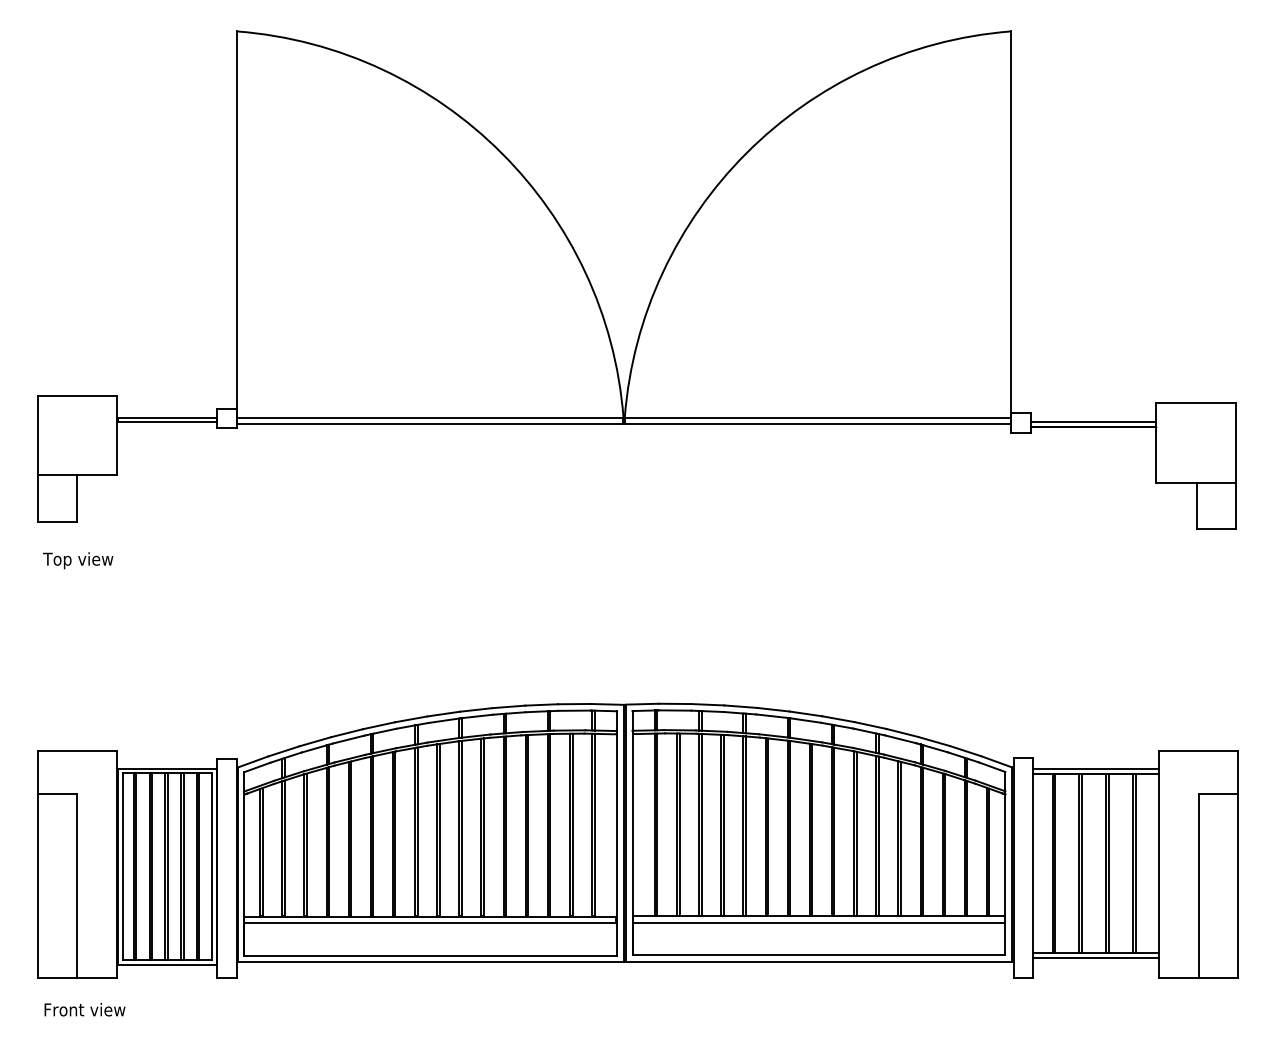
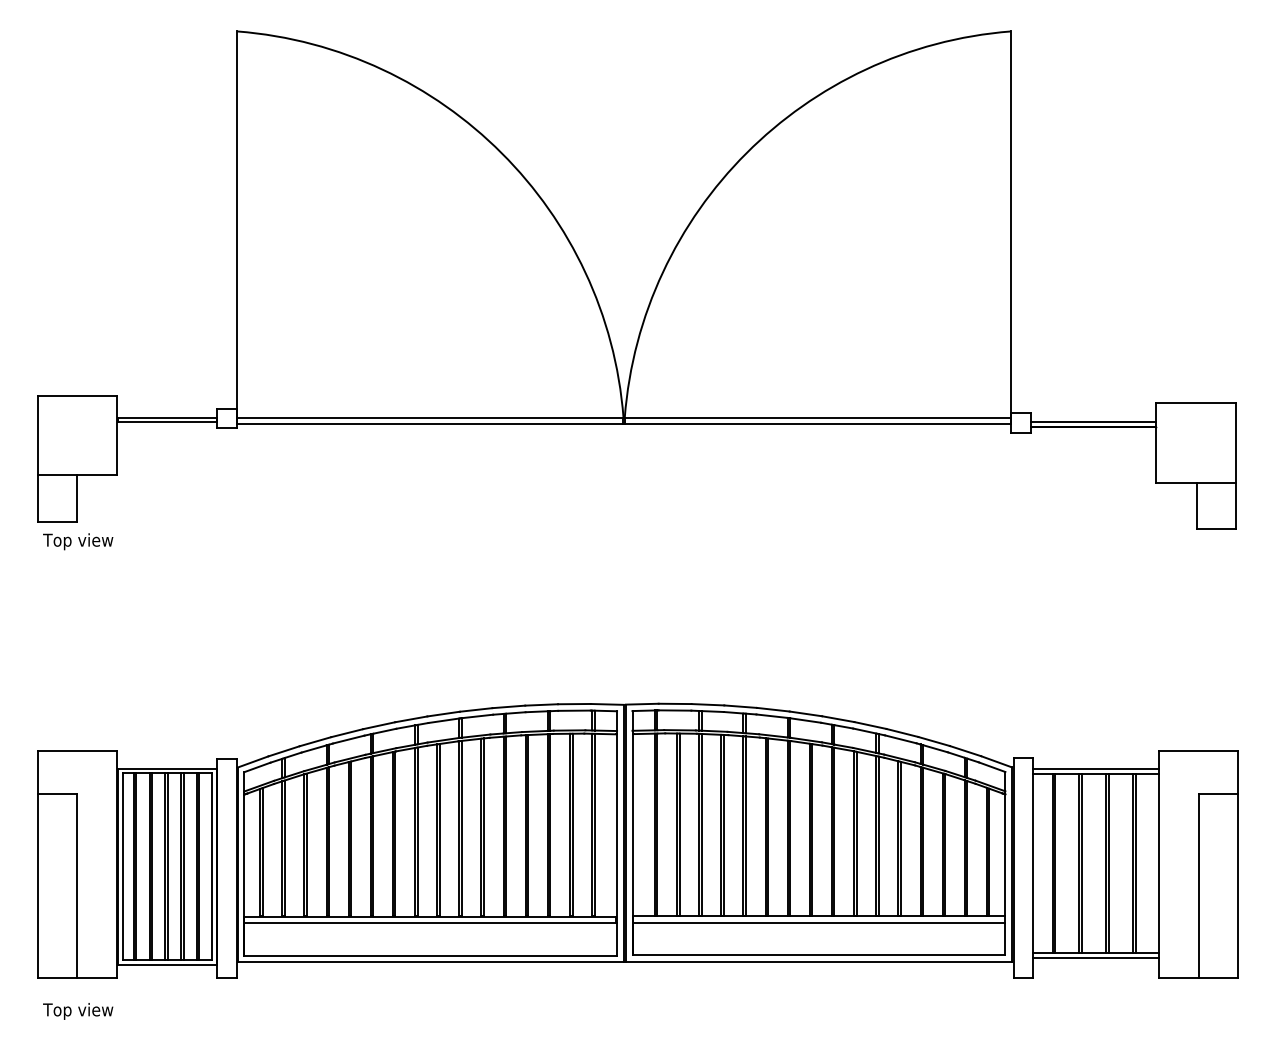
text position: (78, 560) -> (78, 541) (78, 541)
text: Front view -> Top view (84, 1011)
